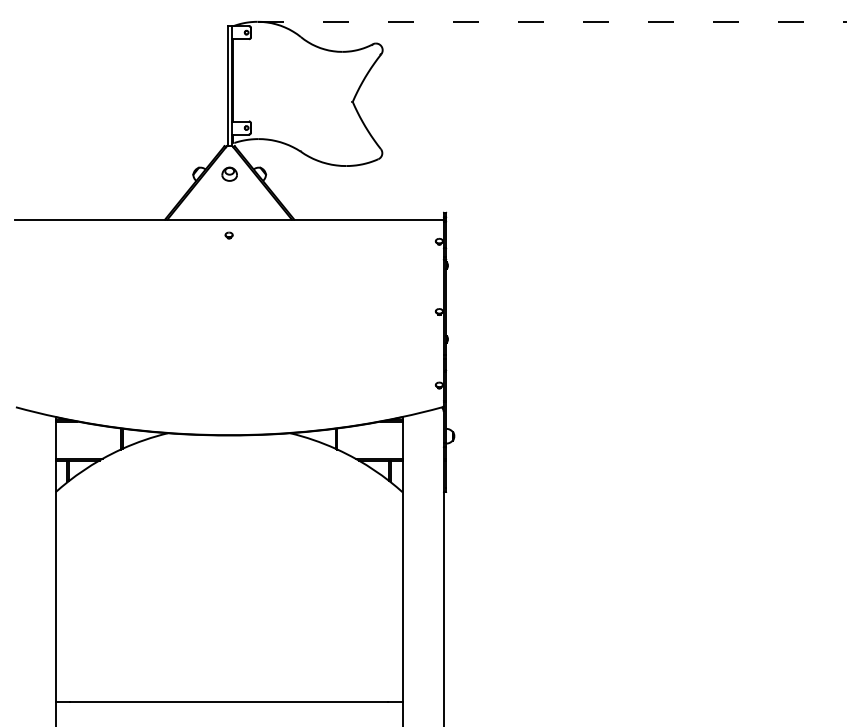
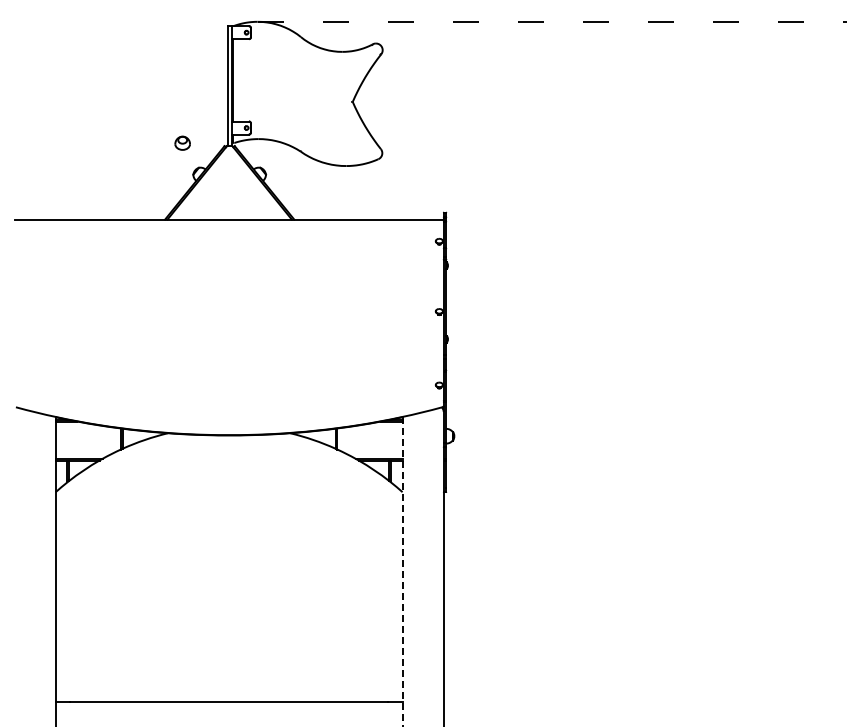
part position: (229, 173) -> (182, 142) (182, 142)
part: present -> none (228, 235)
line: solid -> dashed (402, 571)
